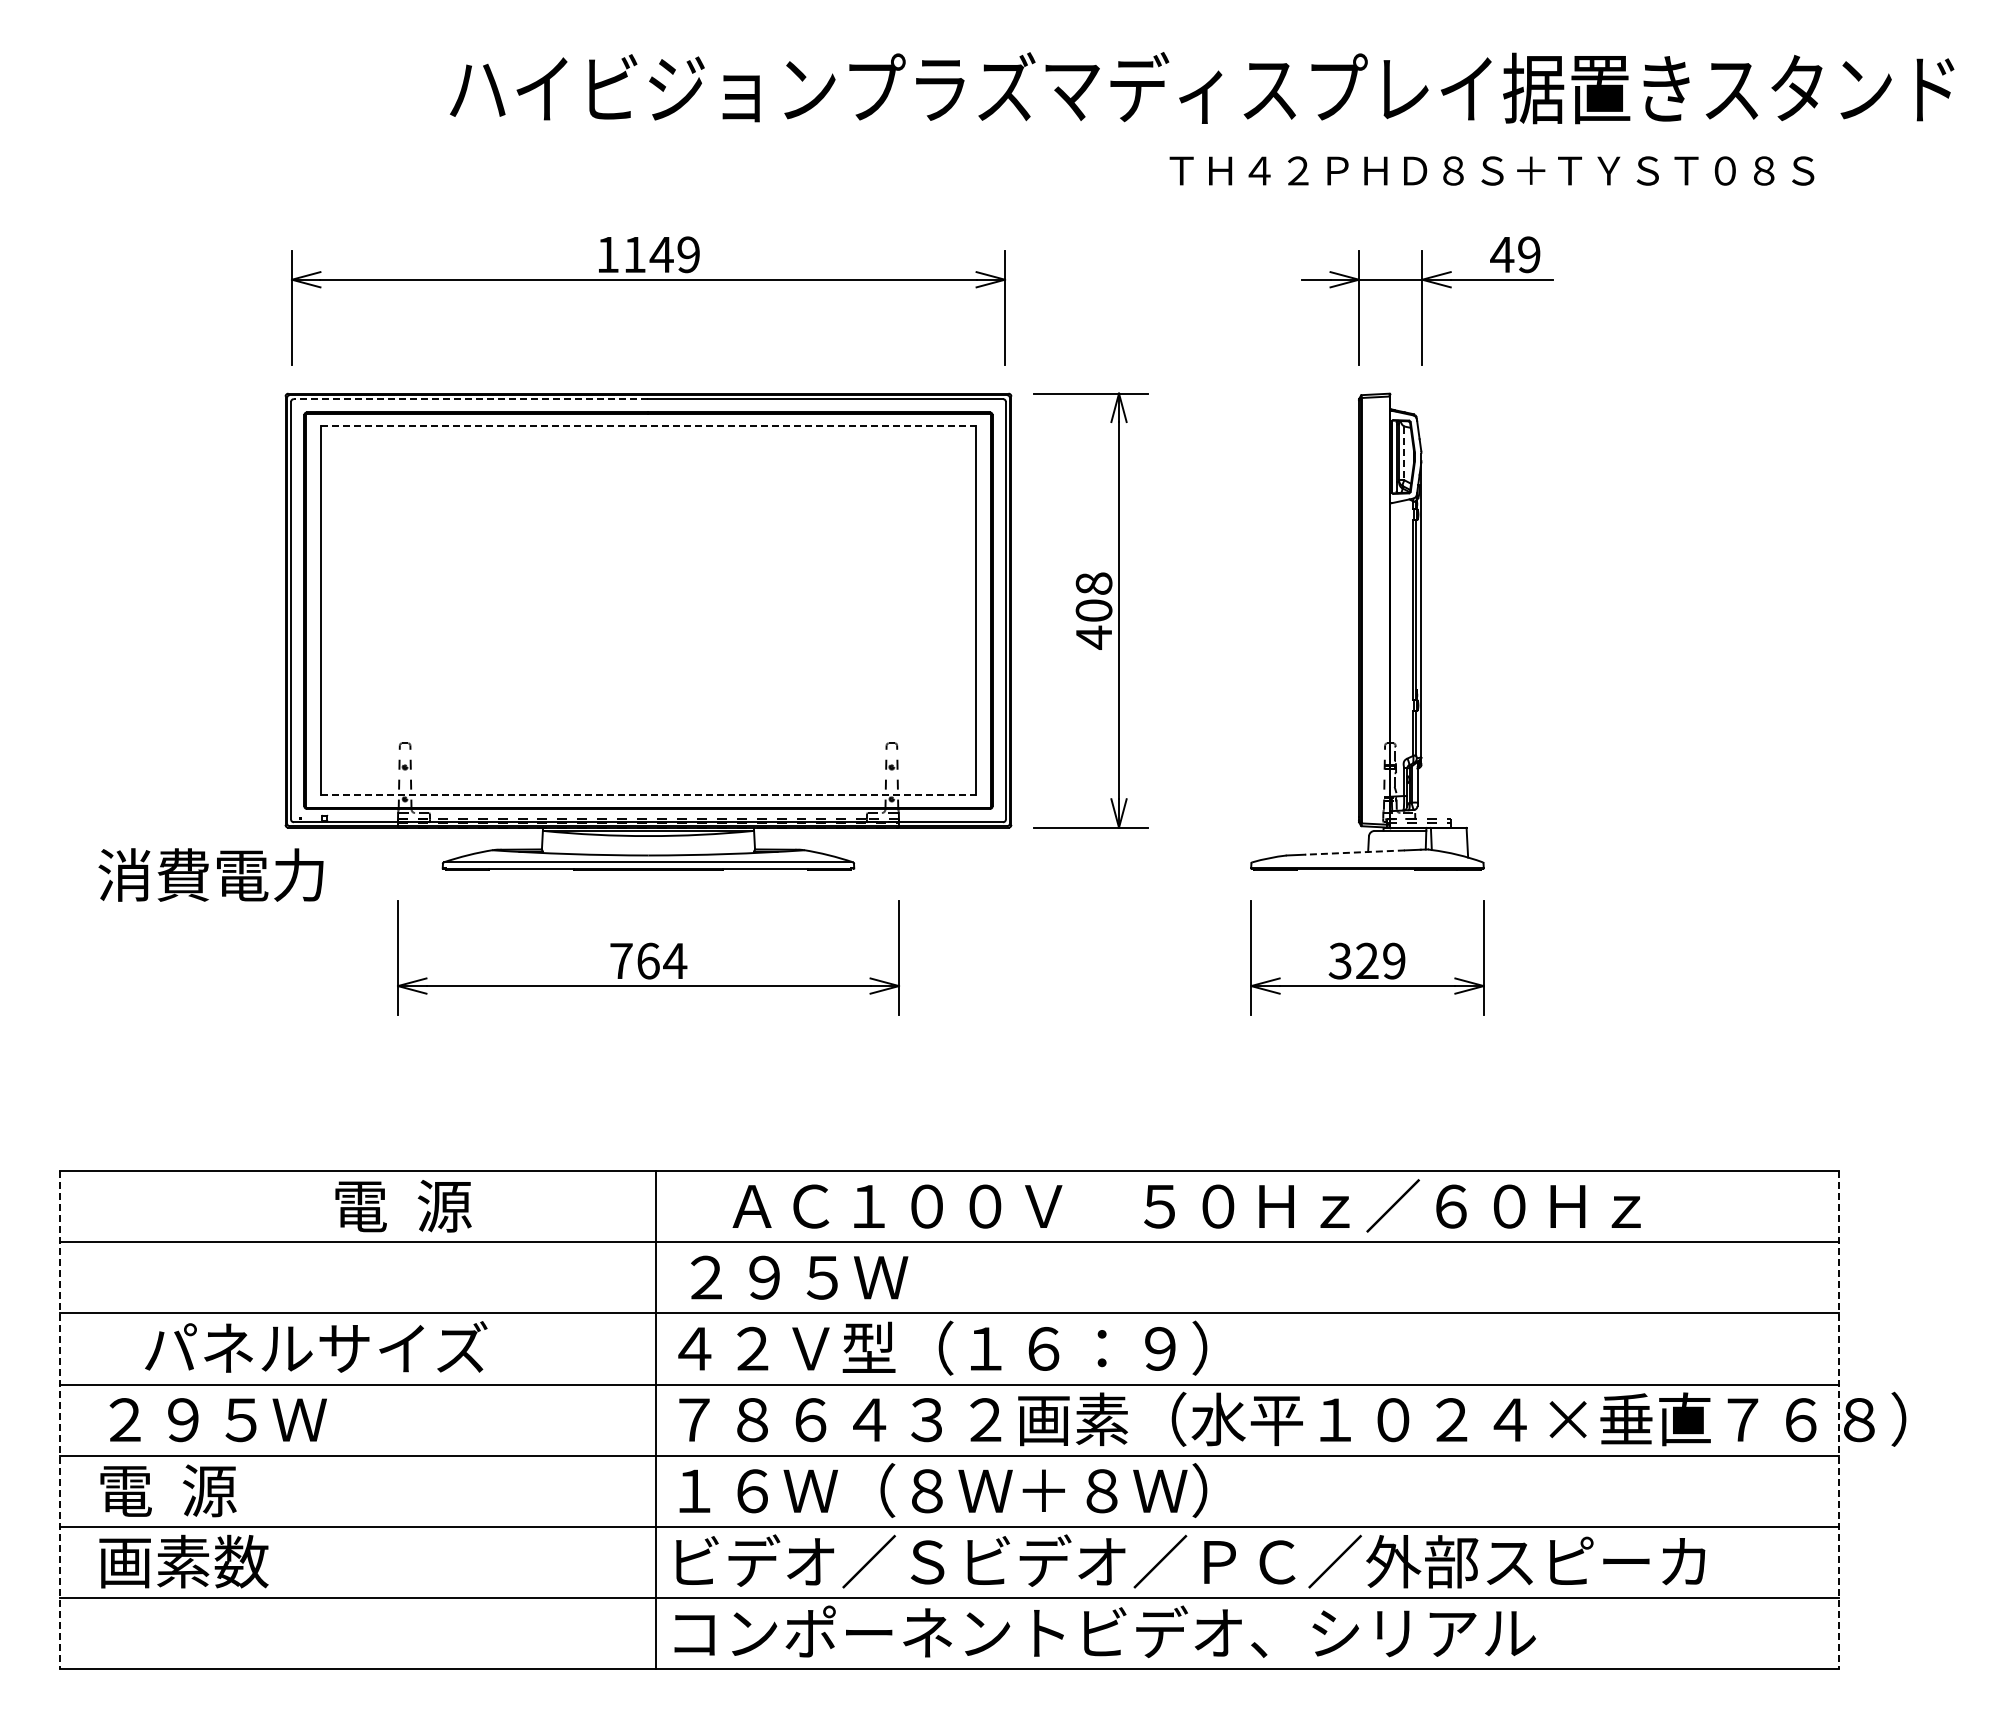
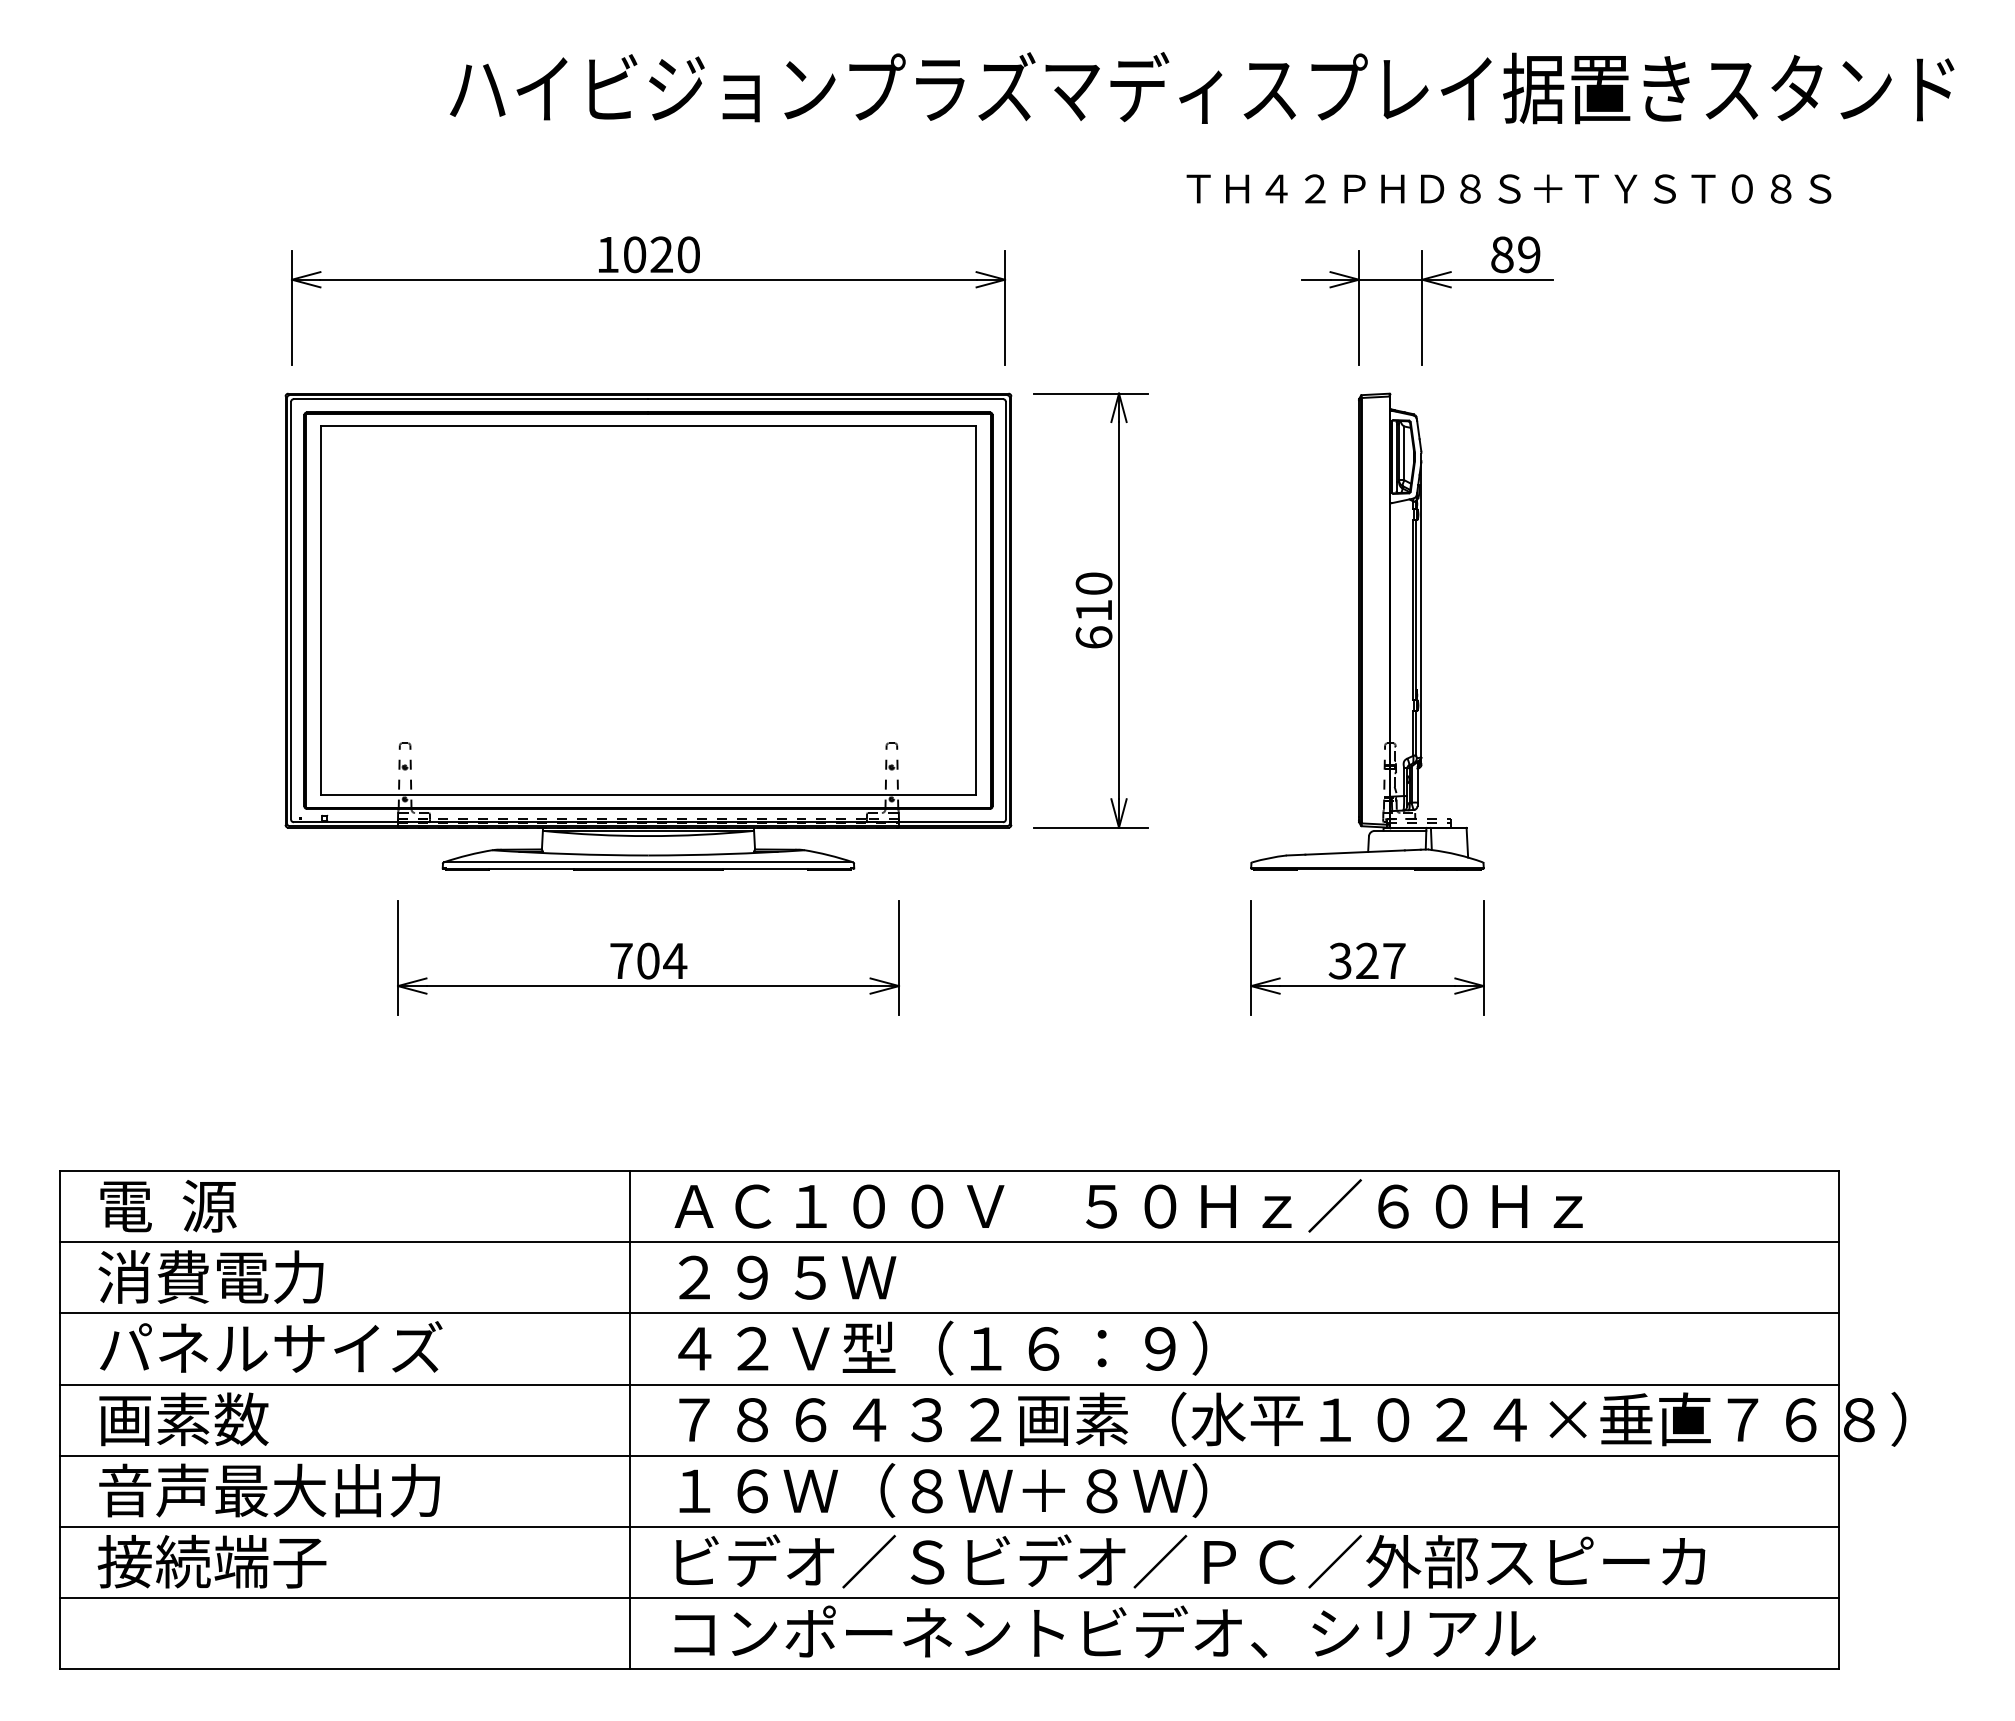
text position: (1491, 170) -> (1508, 188) (1508, 188)
text: 1149 -> 1020 (661, 254)
text: 49 -> 89 (1502, 254)
line: dashed -> solid (470, 399)
line: dashed -> solid (648, 426)
line: dashed -> solid (1404, 453)
text: 408 -> 610 (1093, 610)
line: dashed -> solid (648, 795)
line: dashed -> solid (1355, 852)
text position: (210, 874) -> (210, 1276) (210, 1276)
text: 764 -> 704 (648, 960)
text: 329 -> 327 (1394, 960)
text position: (1186, 1205) -> (1128, 1205) (1128, 1205)
text position: (403, 1206) -> (168, 1206) (168, 1206)
text position: (799, 1277) -> (787, 1277) (787, 1277)
text position: (316, 1346) -> (271, 1346) (271, 1346)
text: ２９５Ｗ -> 画素数 (212, 1419)
line: dashed -> solid (60, 1420)
line position: (655, 1420) -> (629, 1420) (629, 1420)
line: dashed -> solid (1839, 1420)
text: 電  源 -> 音声最大出力 (269, 1490)
text: 画素数 -> 接続端子 (211, 1561)
